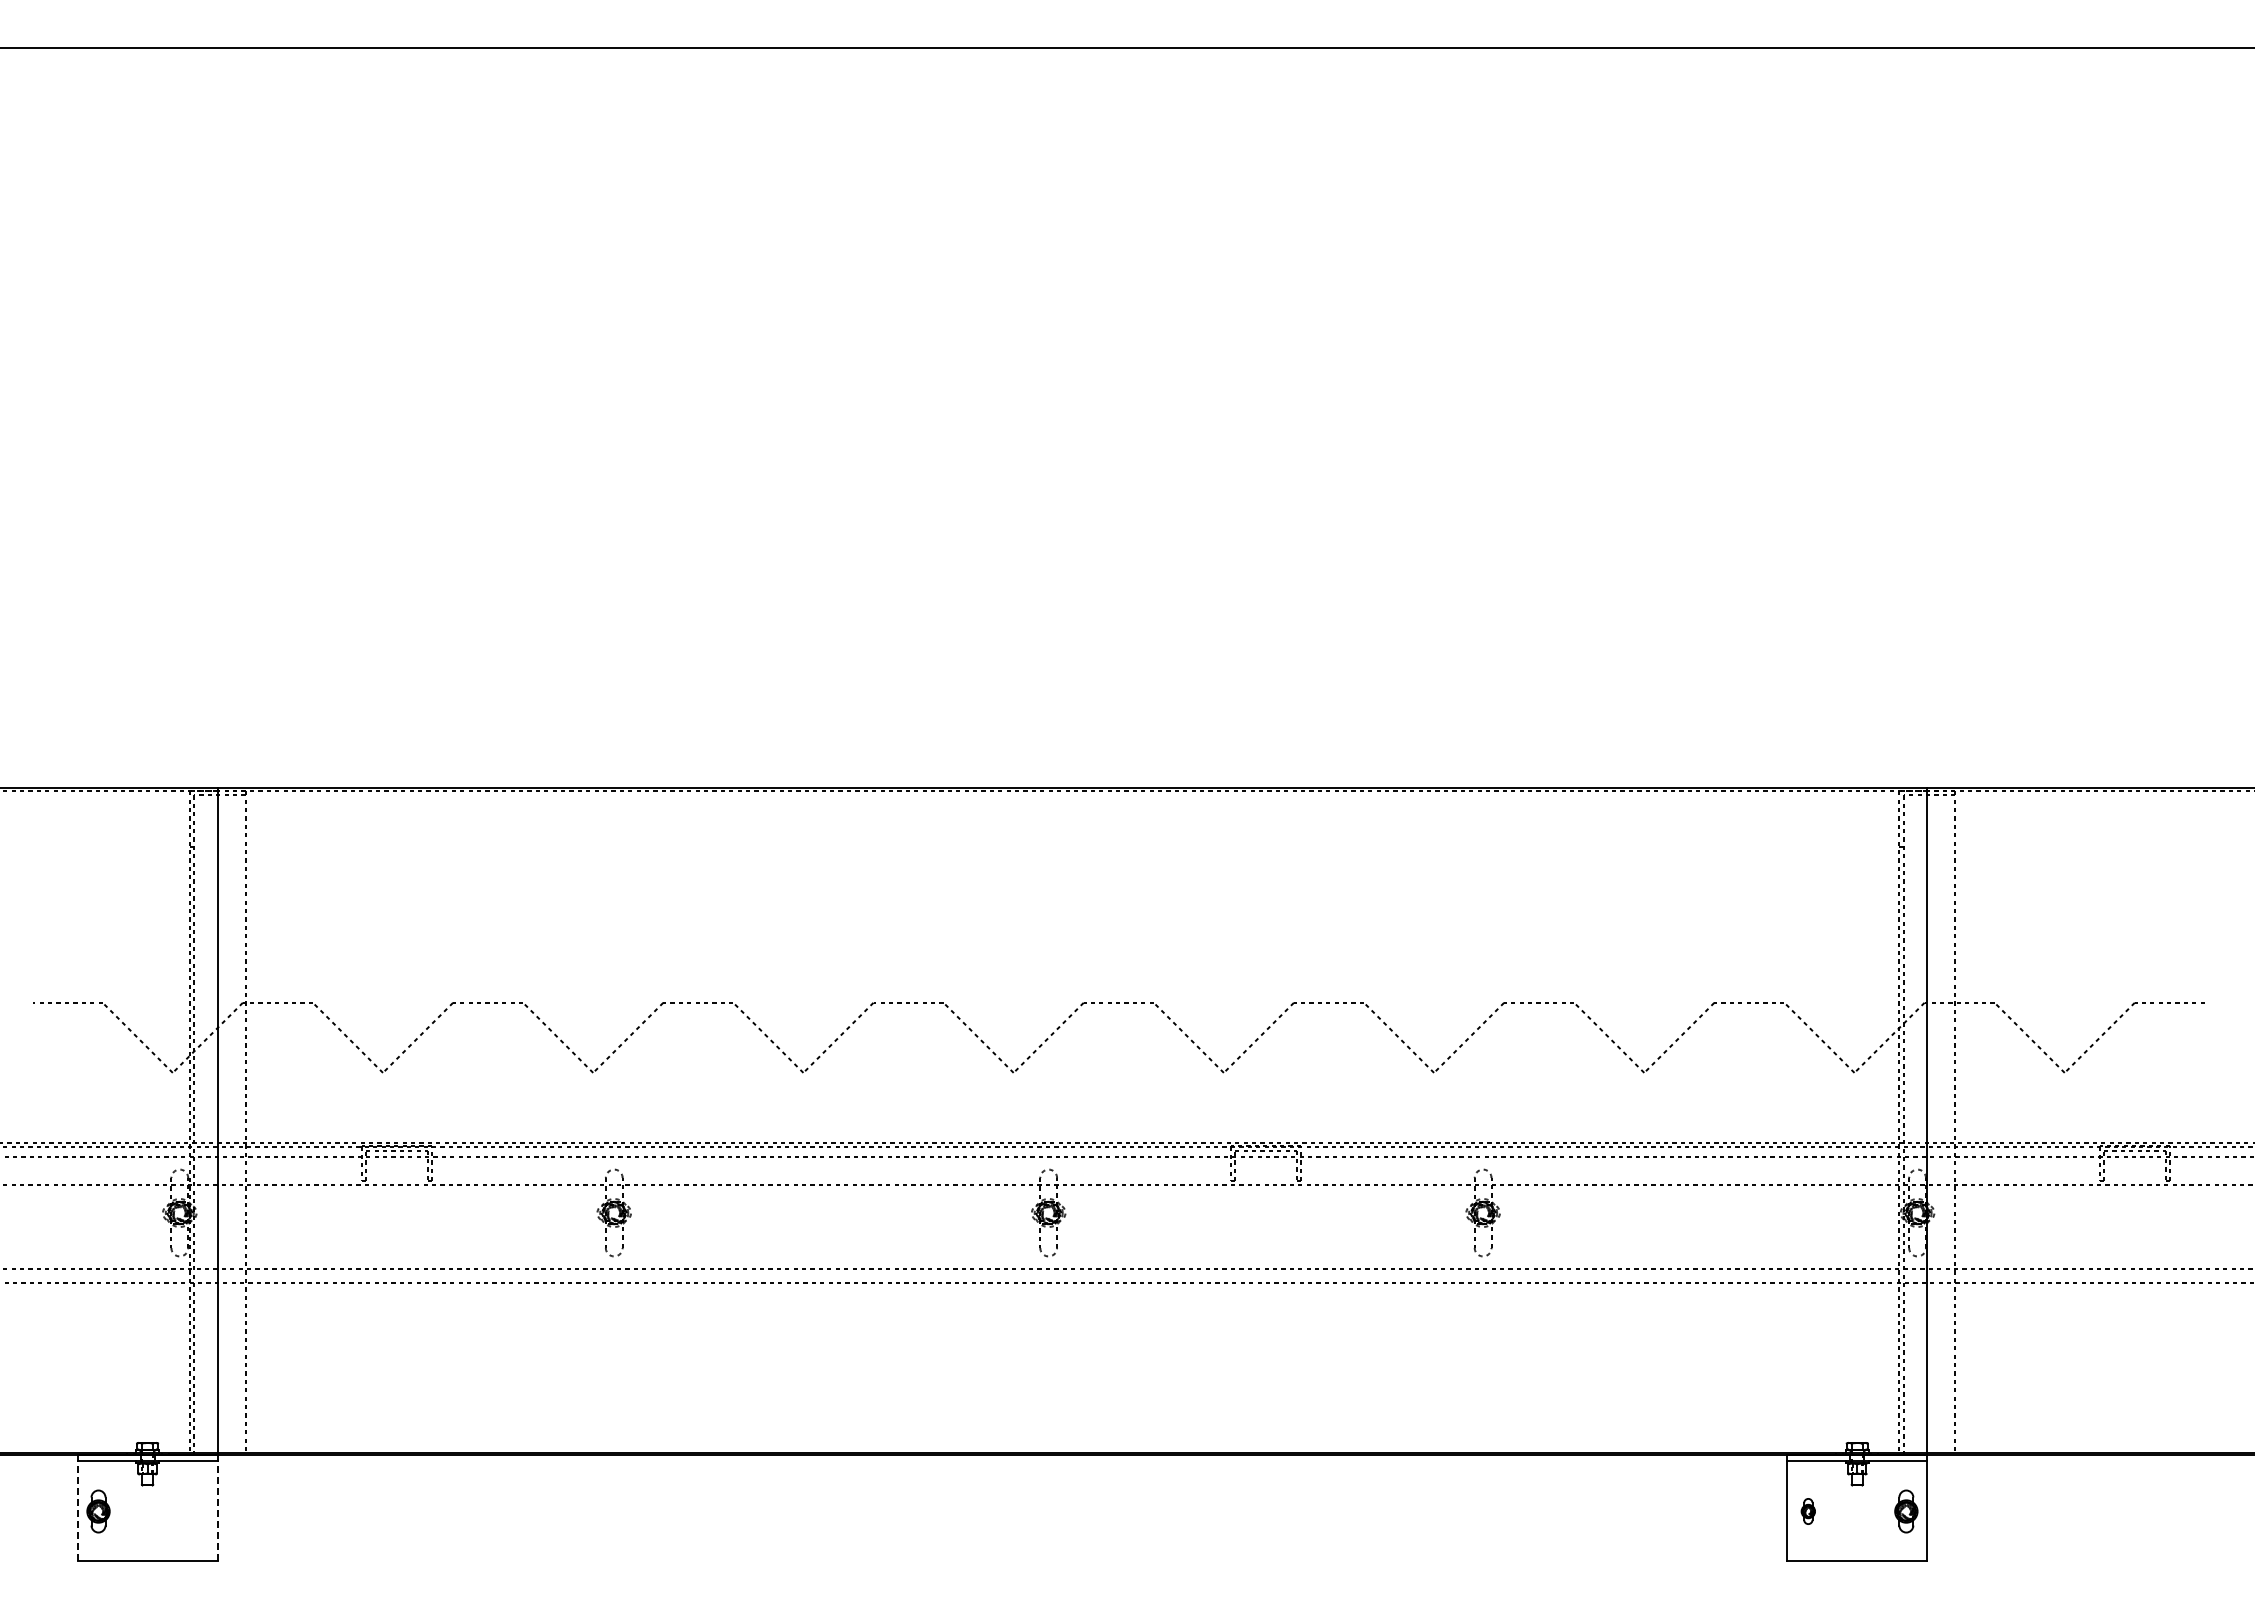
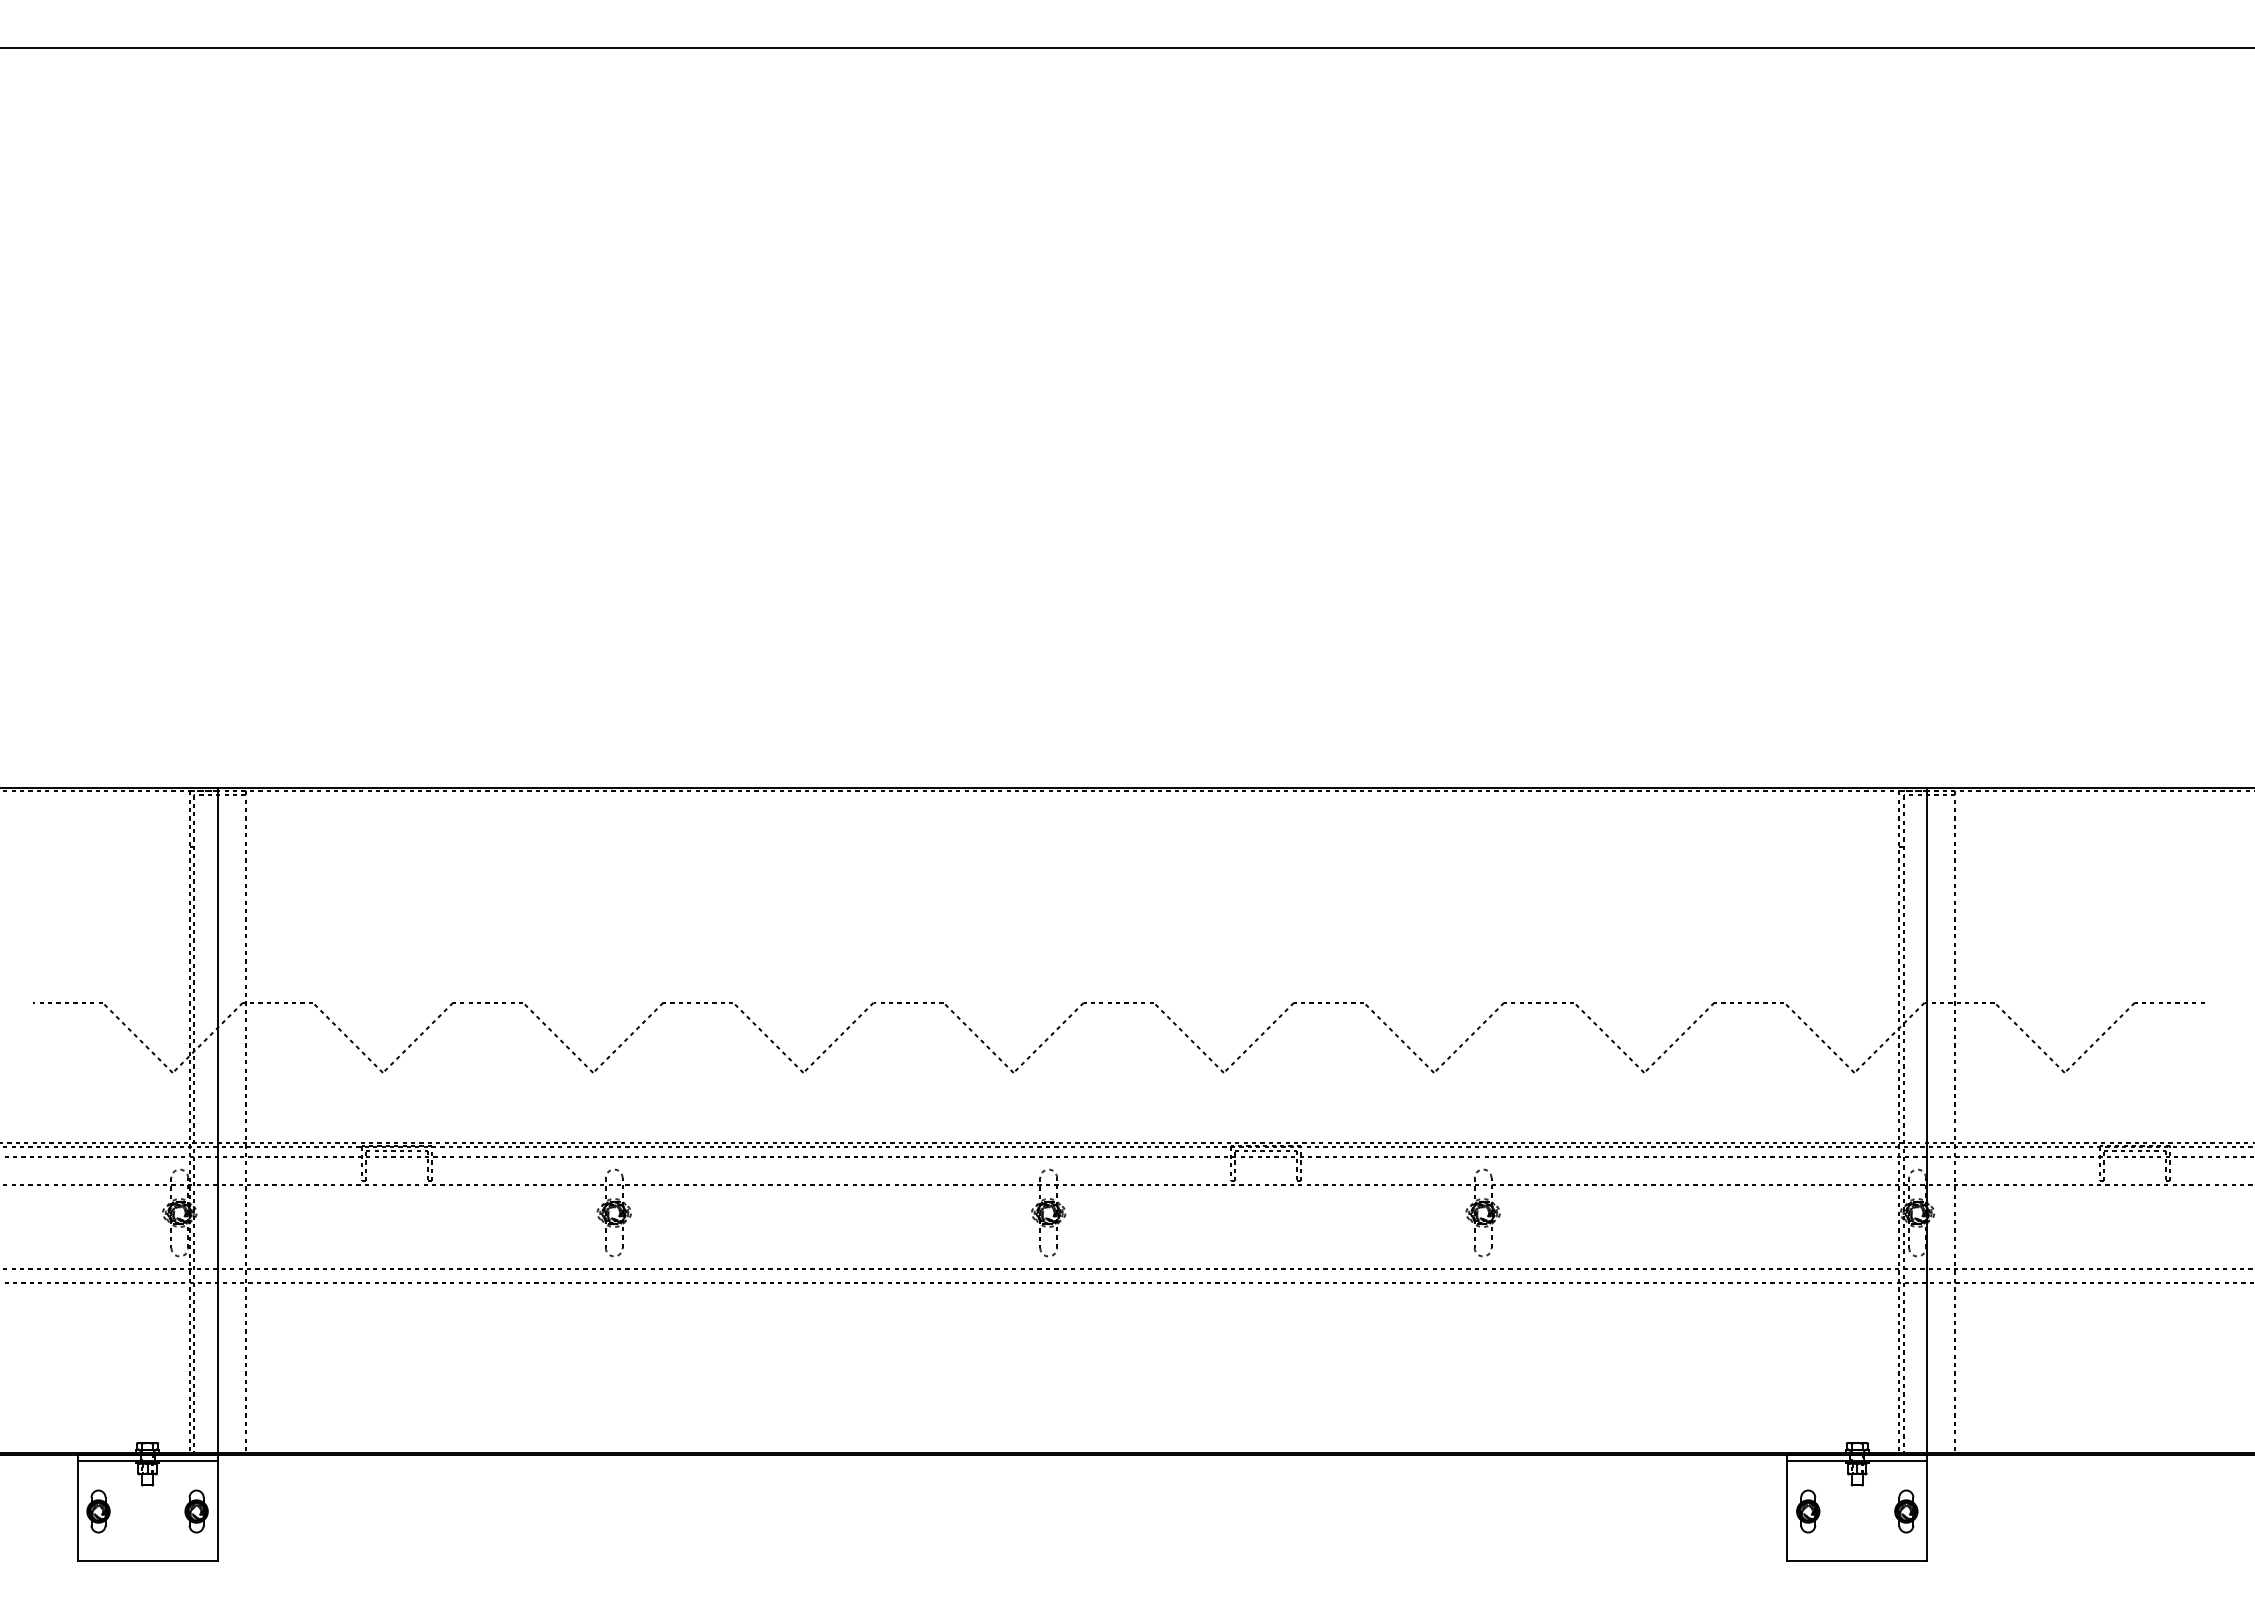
line: dashed -> solid (77, 1510)
line: dashed -> solid (217, 1510)
part: none -> present (196, 1511)
part size: 16x27 px -> 25x45 px (1808, 1511)
